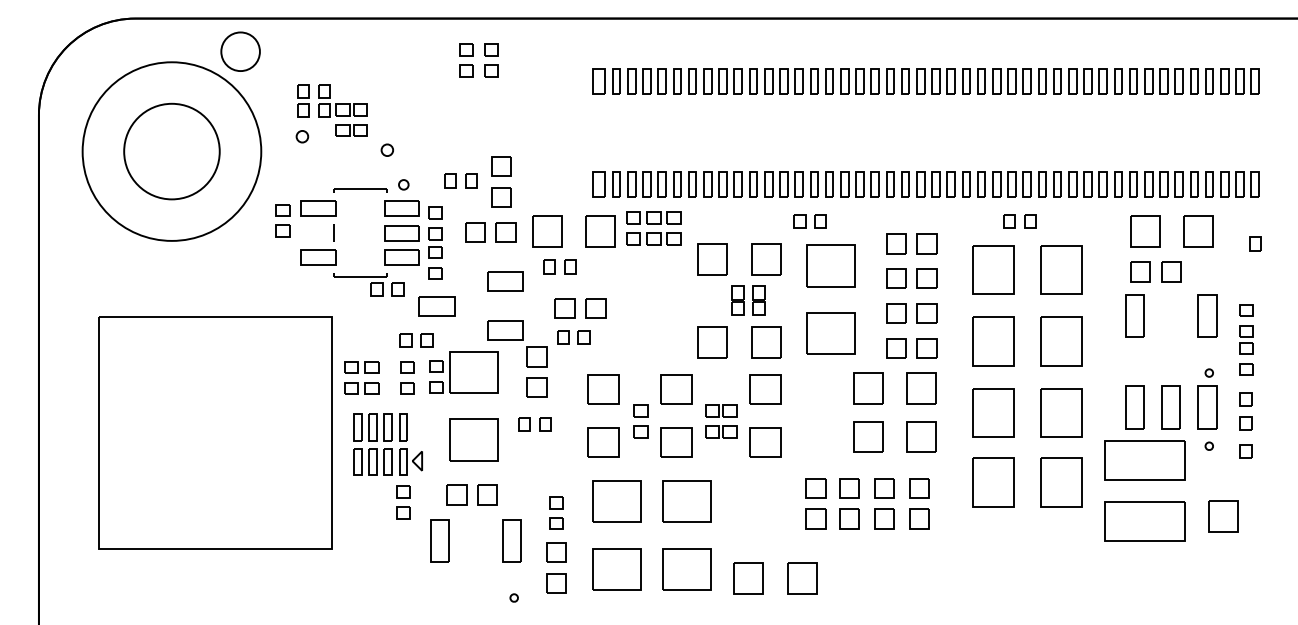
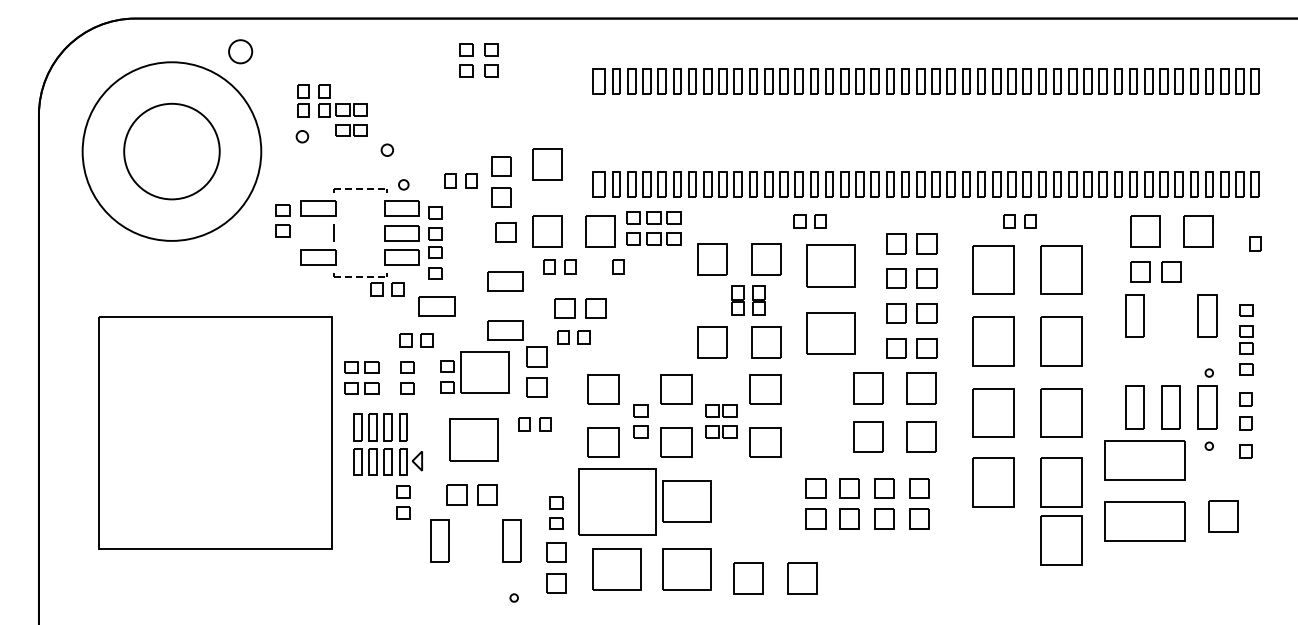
circle diameter: 39 px -> 23 px (240, 51)
part: none -> present (547, 164)
line: solid -> dashed (360, 189)
part: present -> none (475, 232)
part: none -> present (618, 266)
line: solid -> dashed (360, 276)
part position: (463, 372) -> (474, 372) (474, 372)
part size: 50x43 px -> 79x68 px (617, 501)
part: none -> present (1061, 540)
